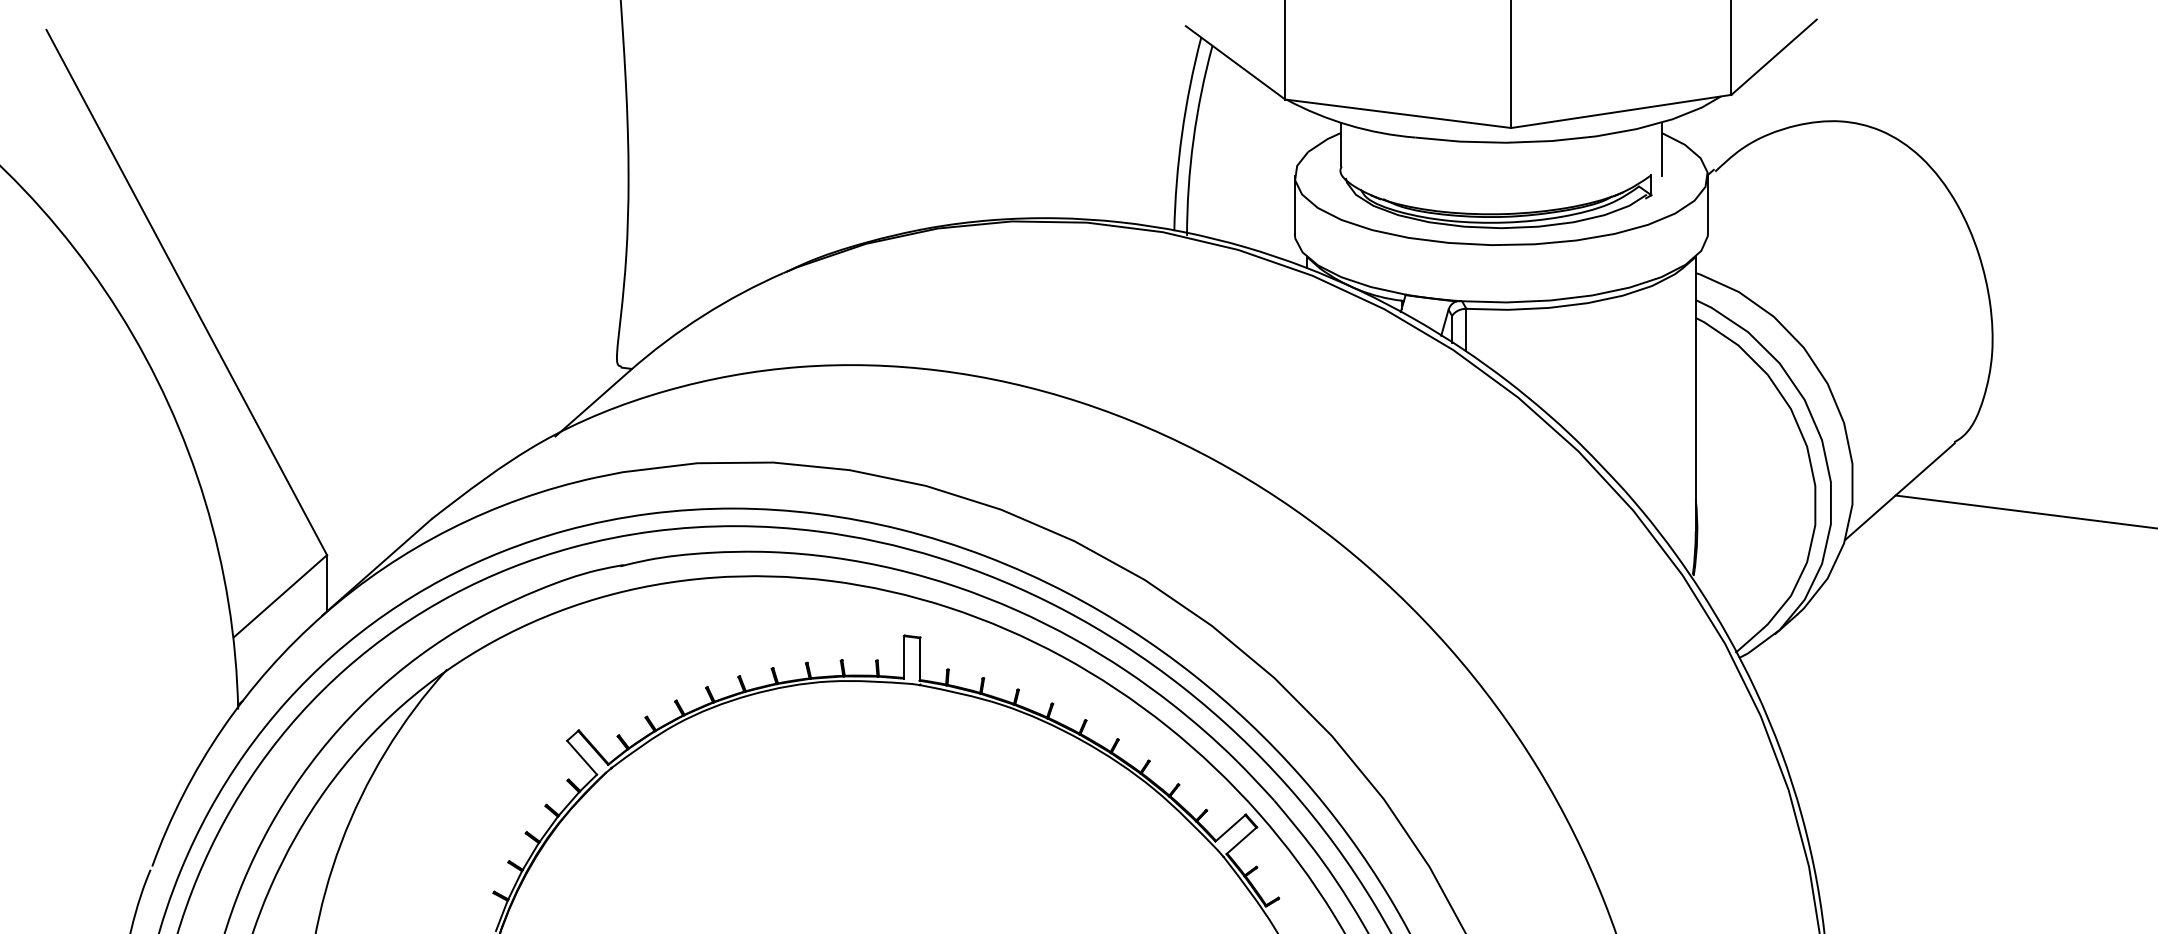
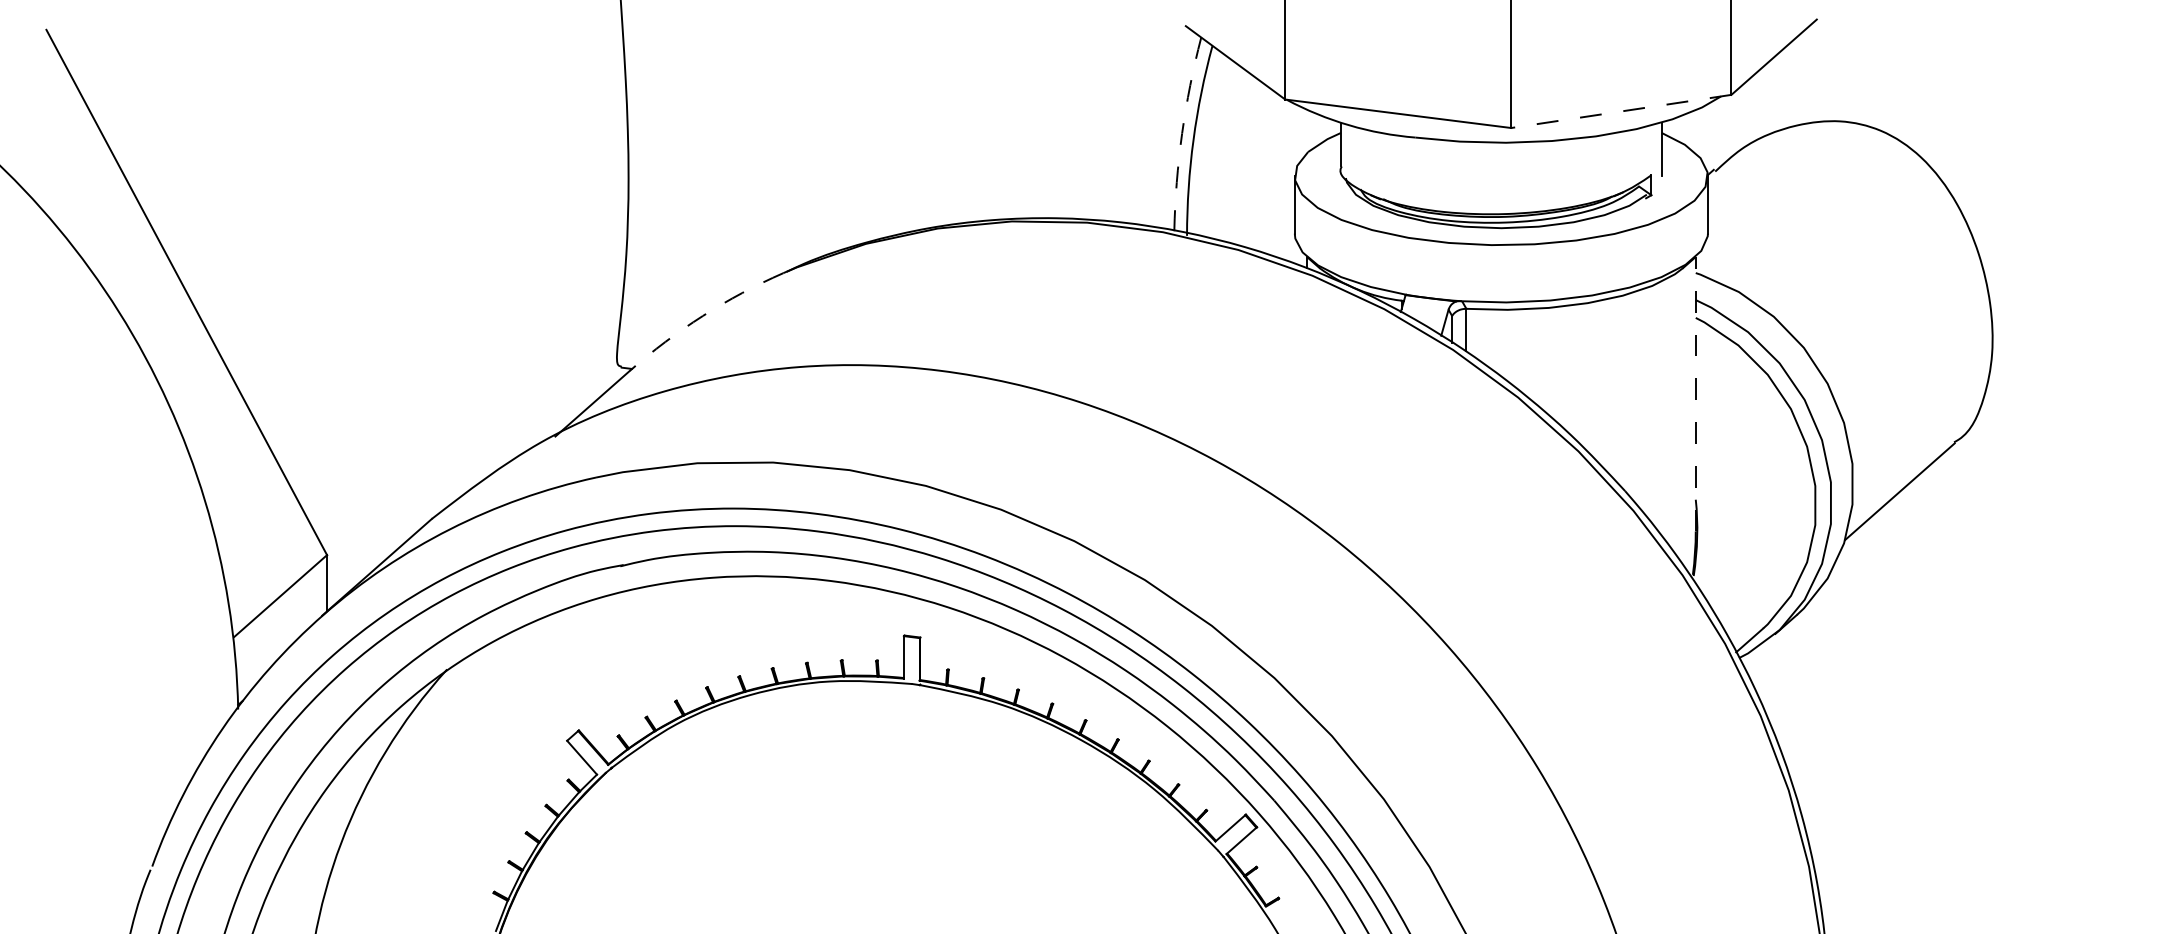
line: solid -> dashed (1620, 111)
arc: solid -> dashed (1182, 133)
arc: solid -> dashed (702, 316)
line: solid -> dashed (1695, 393)
line: present -> none (2024, 511)
